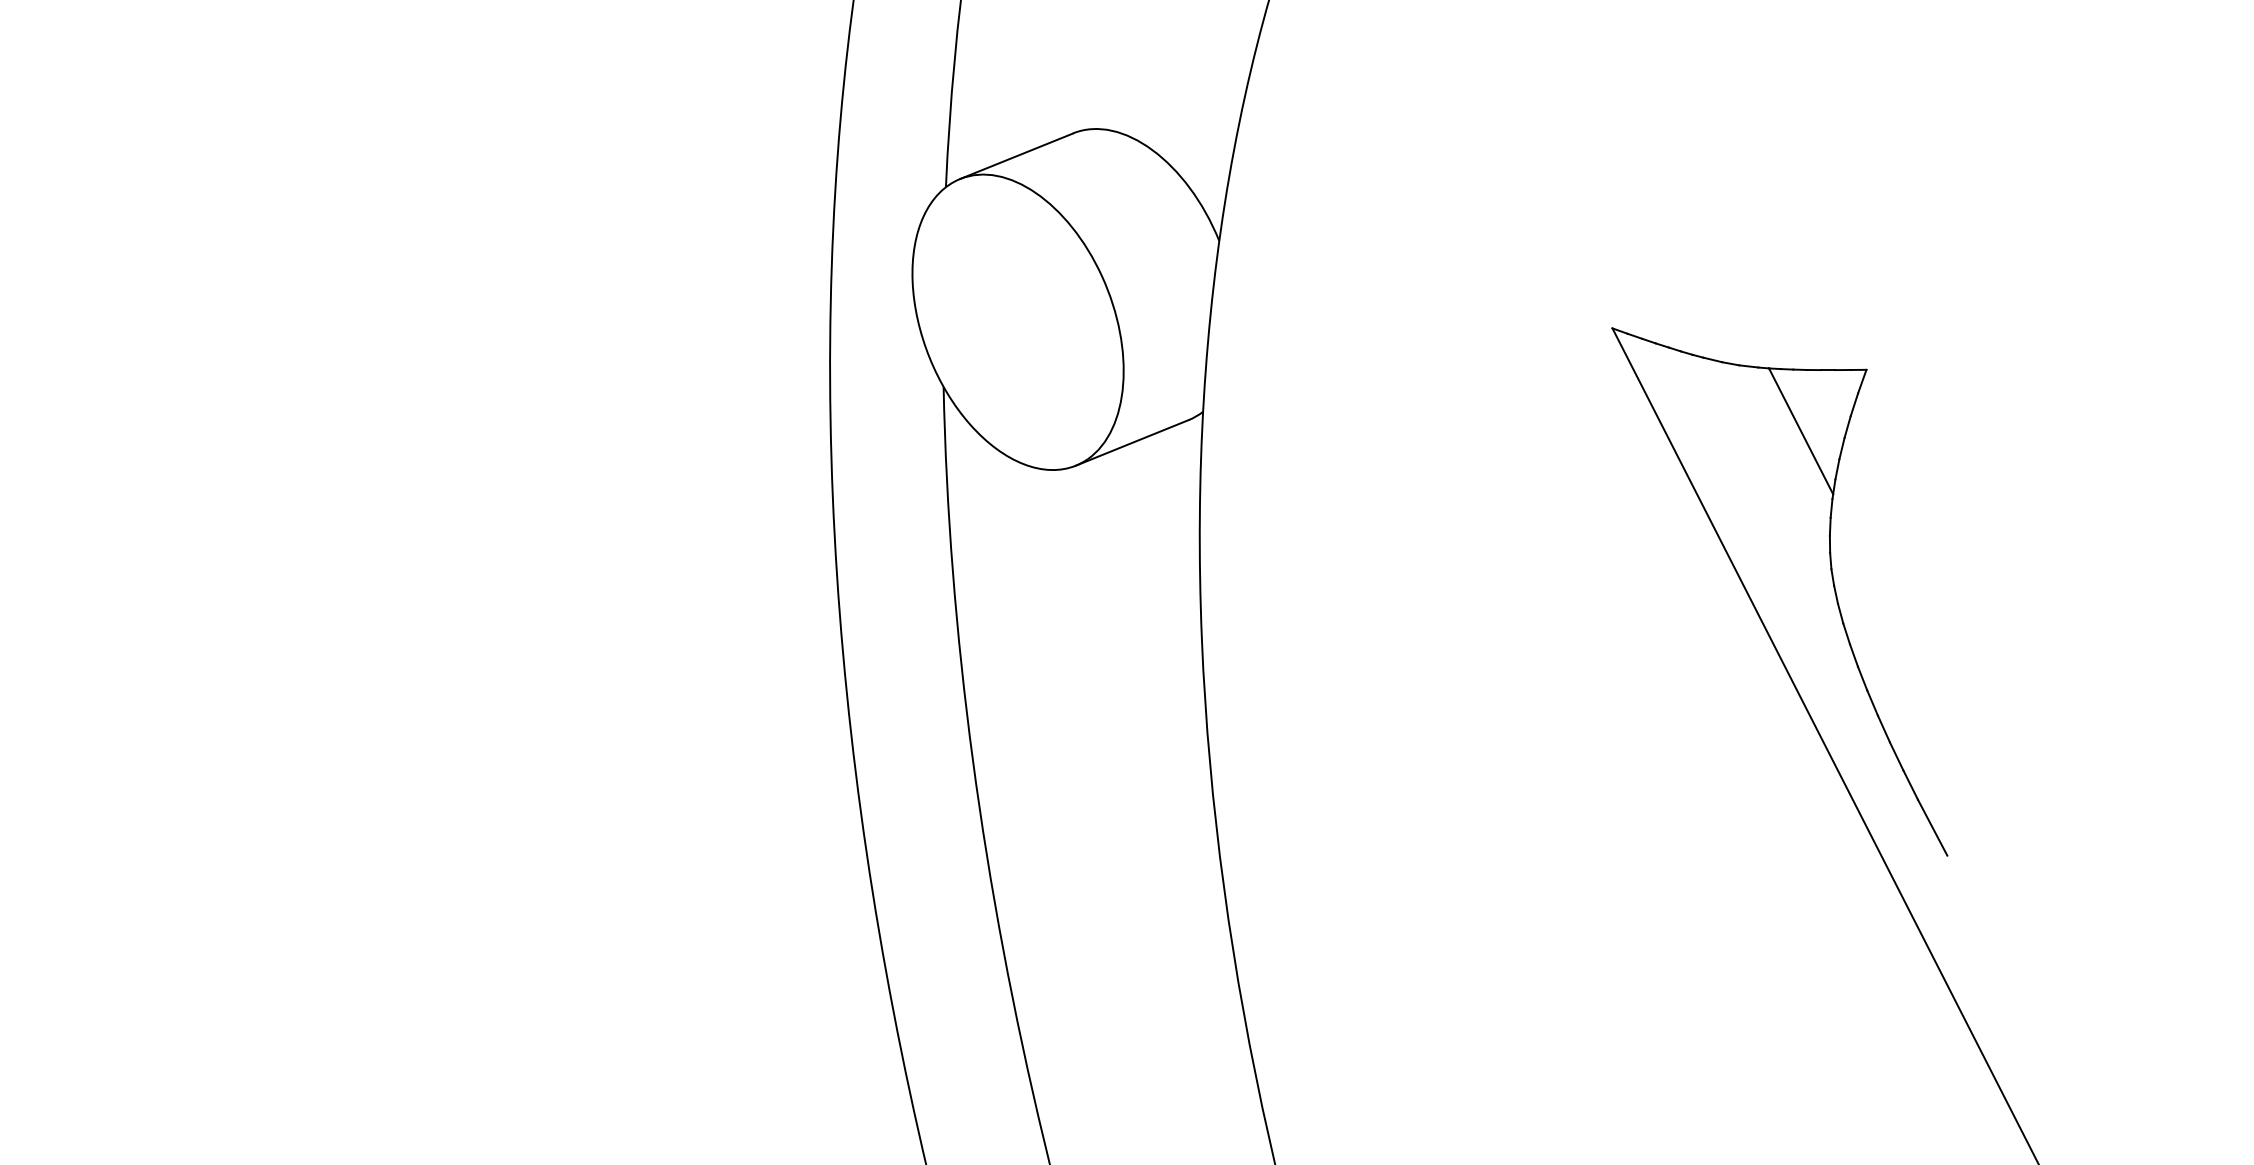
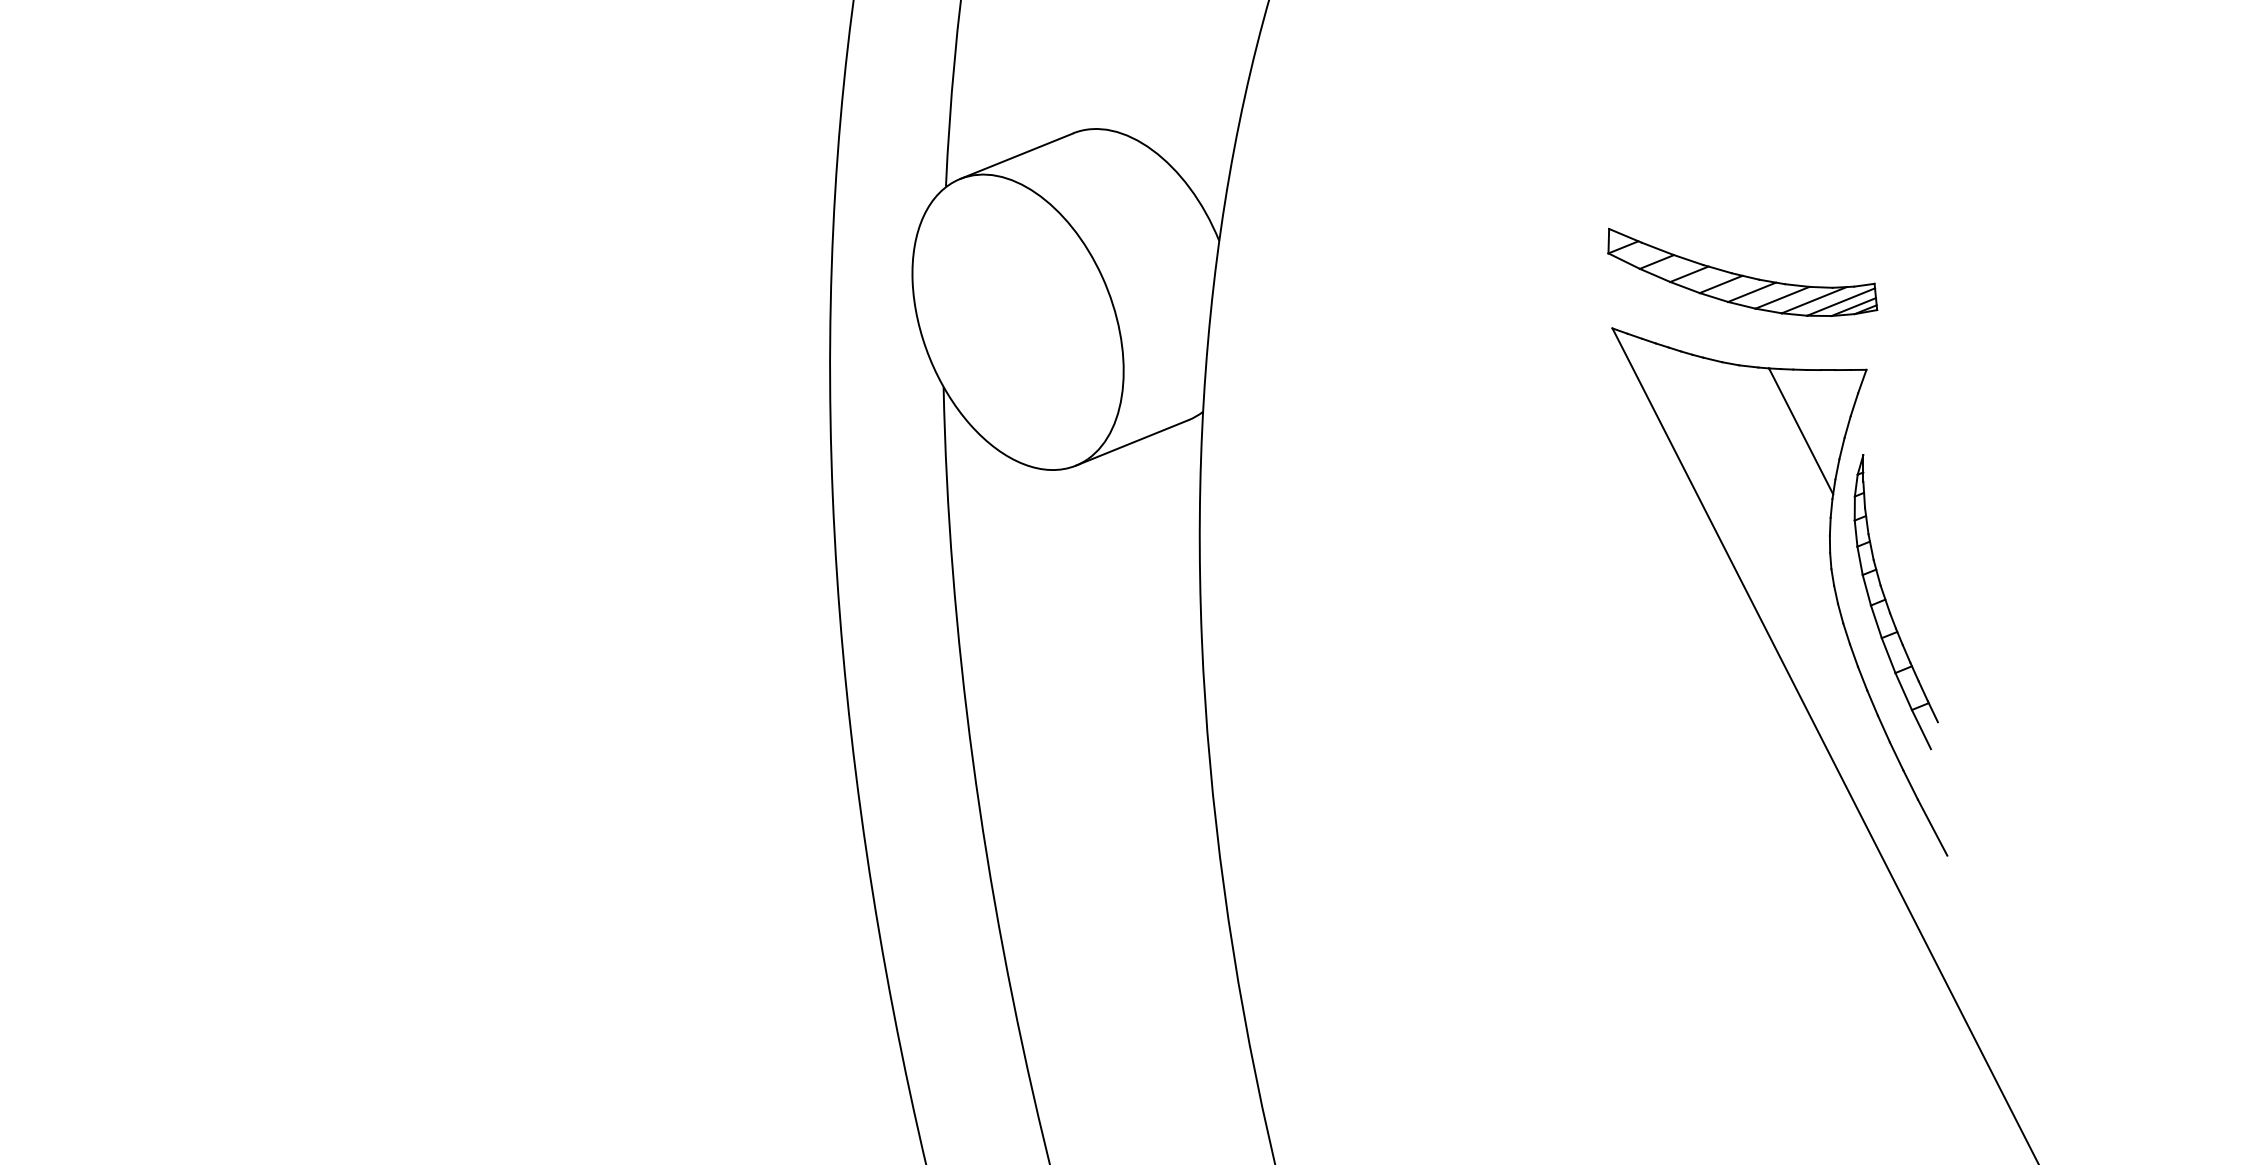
part: none -> present (1742, 271)
part: none -> present (1888, 605)
